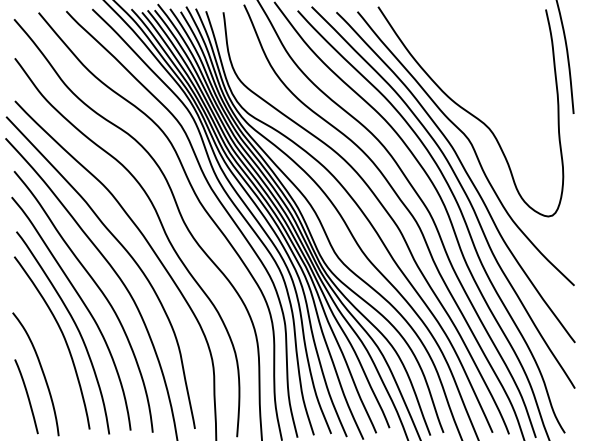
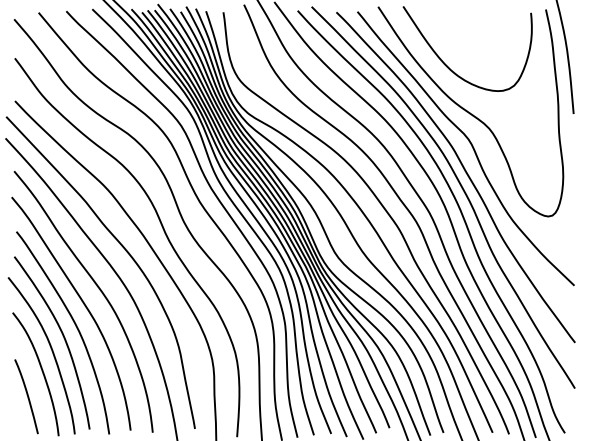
curve: none -> present (448, 66)
curve: none -> present (51, 351)
